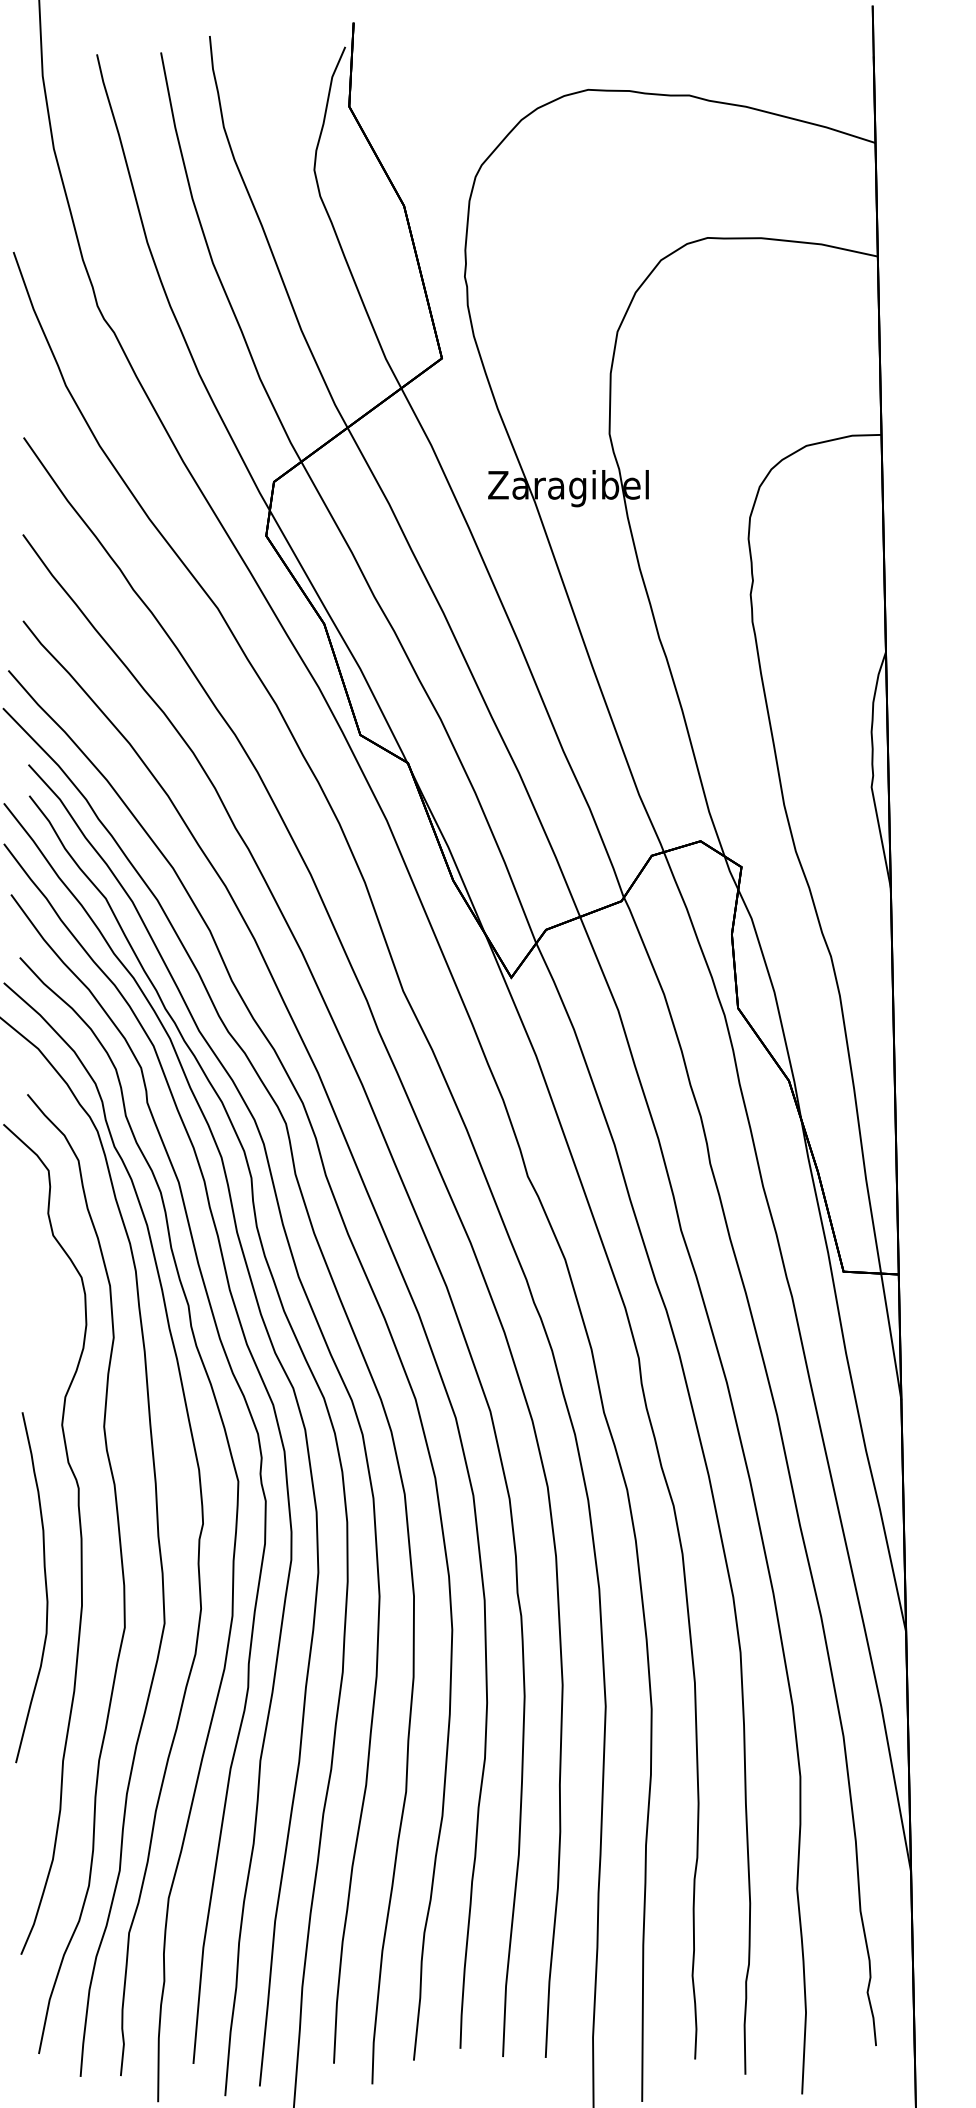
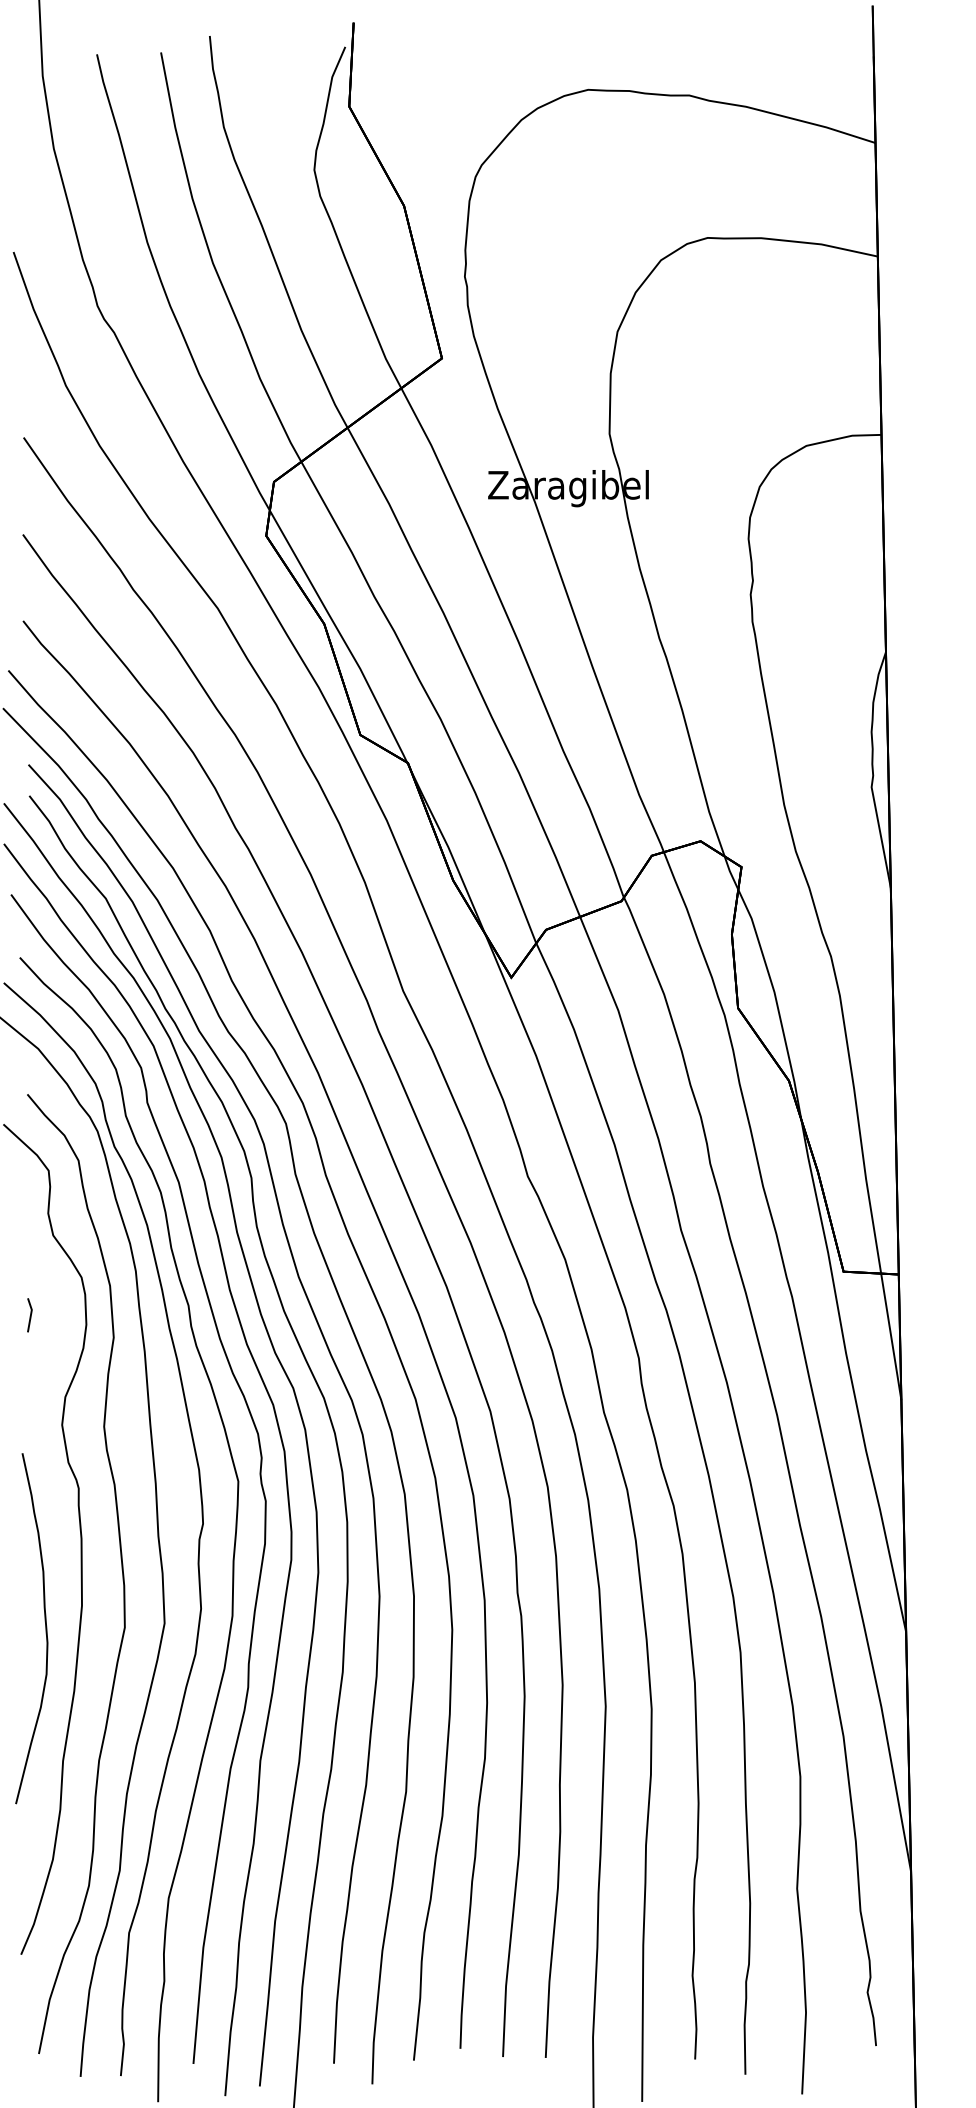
line: none -> present (30, 1315)
curve position: (45, 1587) -> (45, 1628) (45, 1628)
